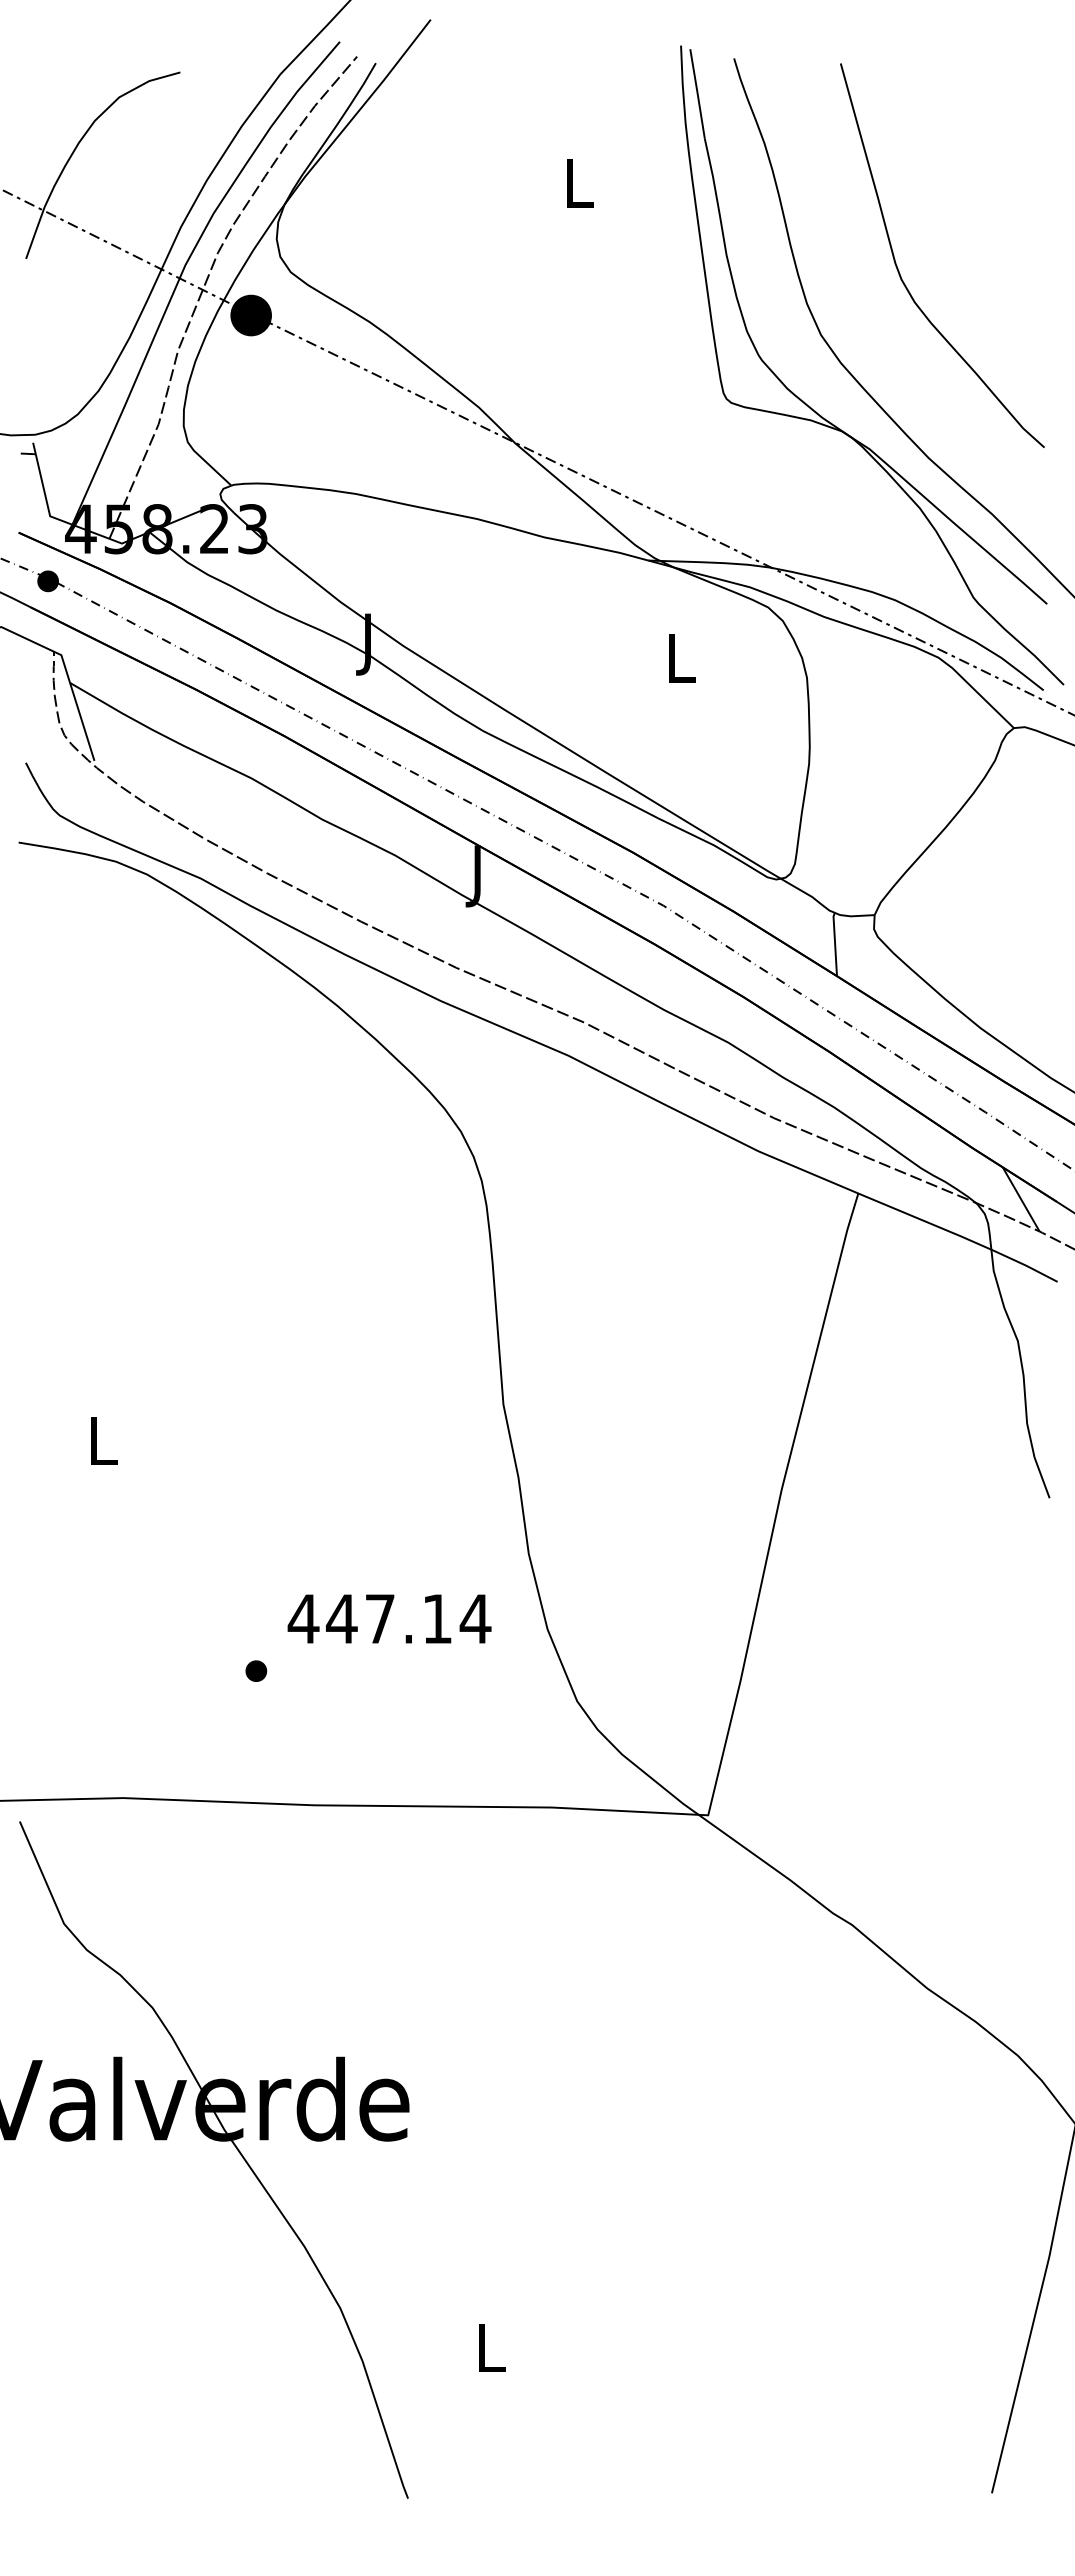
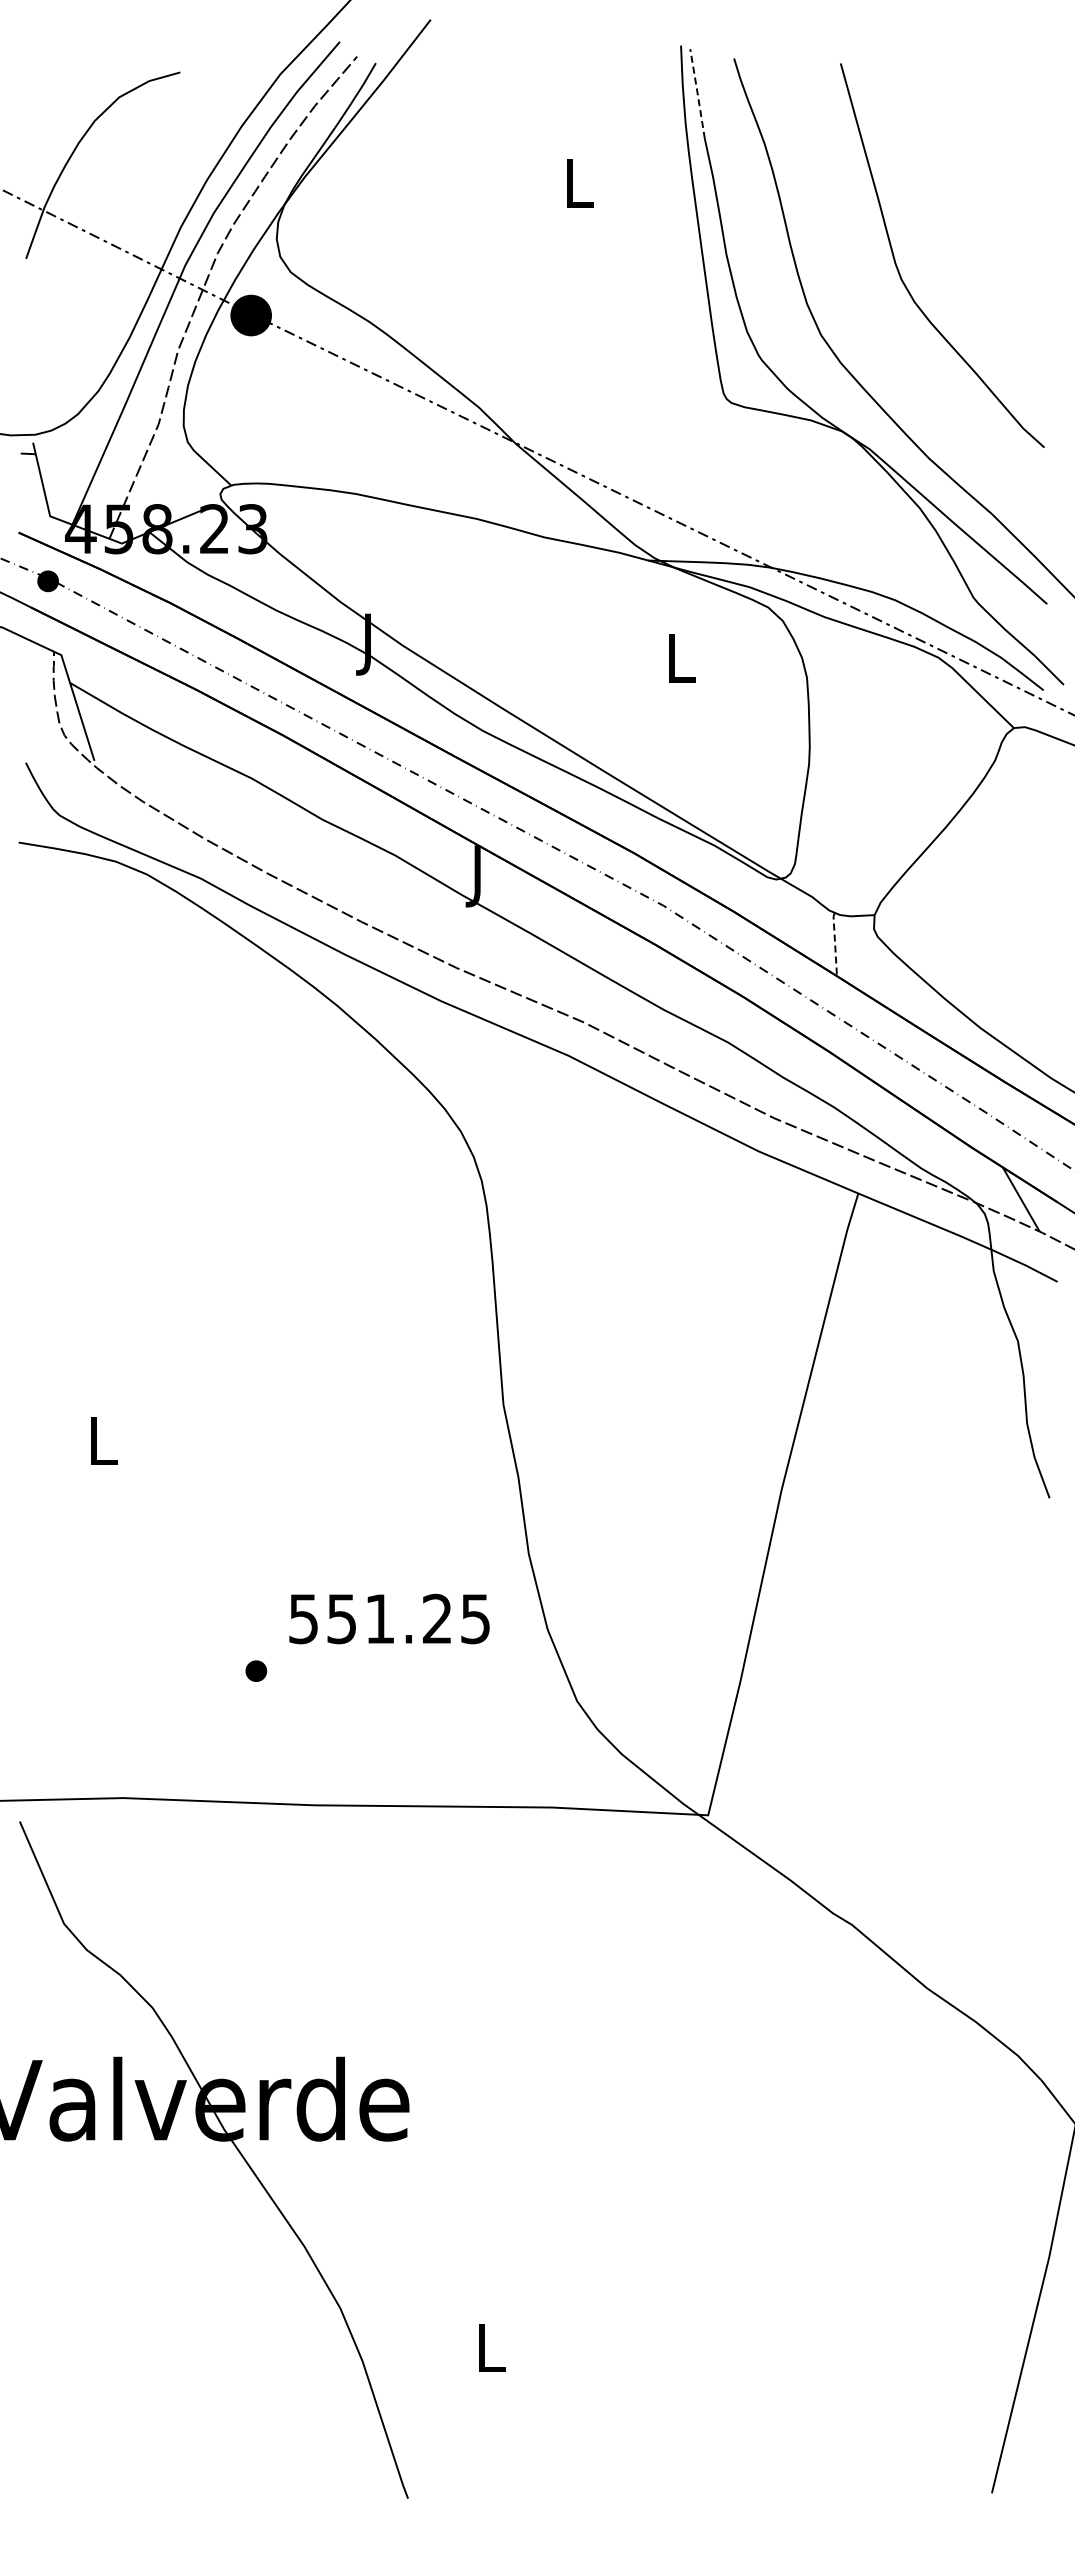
line: solid -> dashed (697, 92)
line: solid -> dashed (835, 944)
text: 447.14 -> 551.25 (389, 1618)
